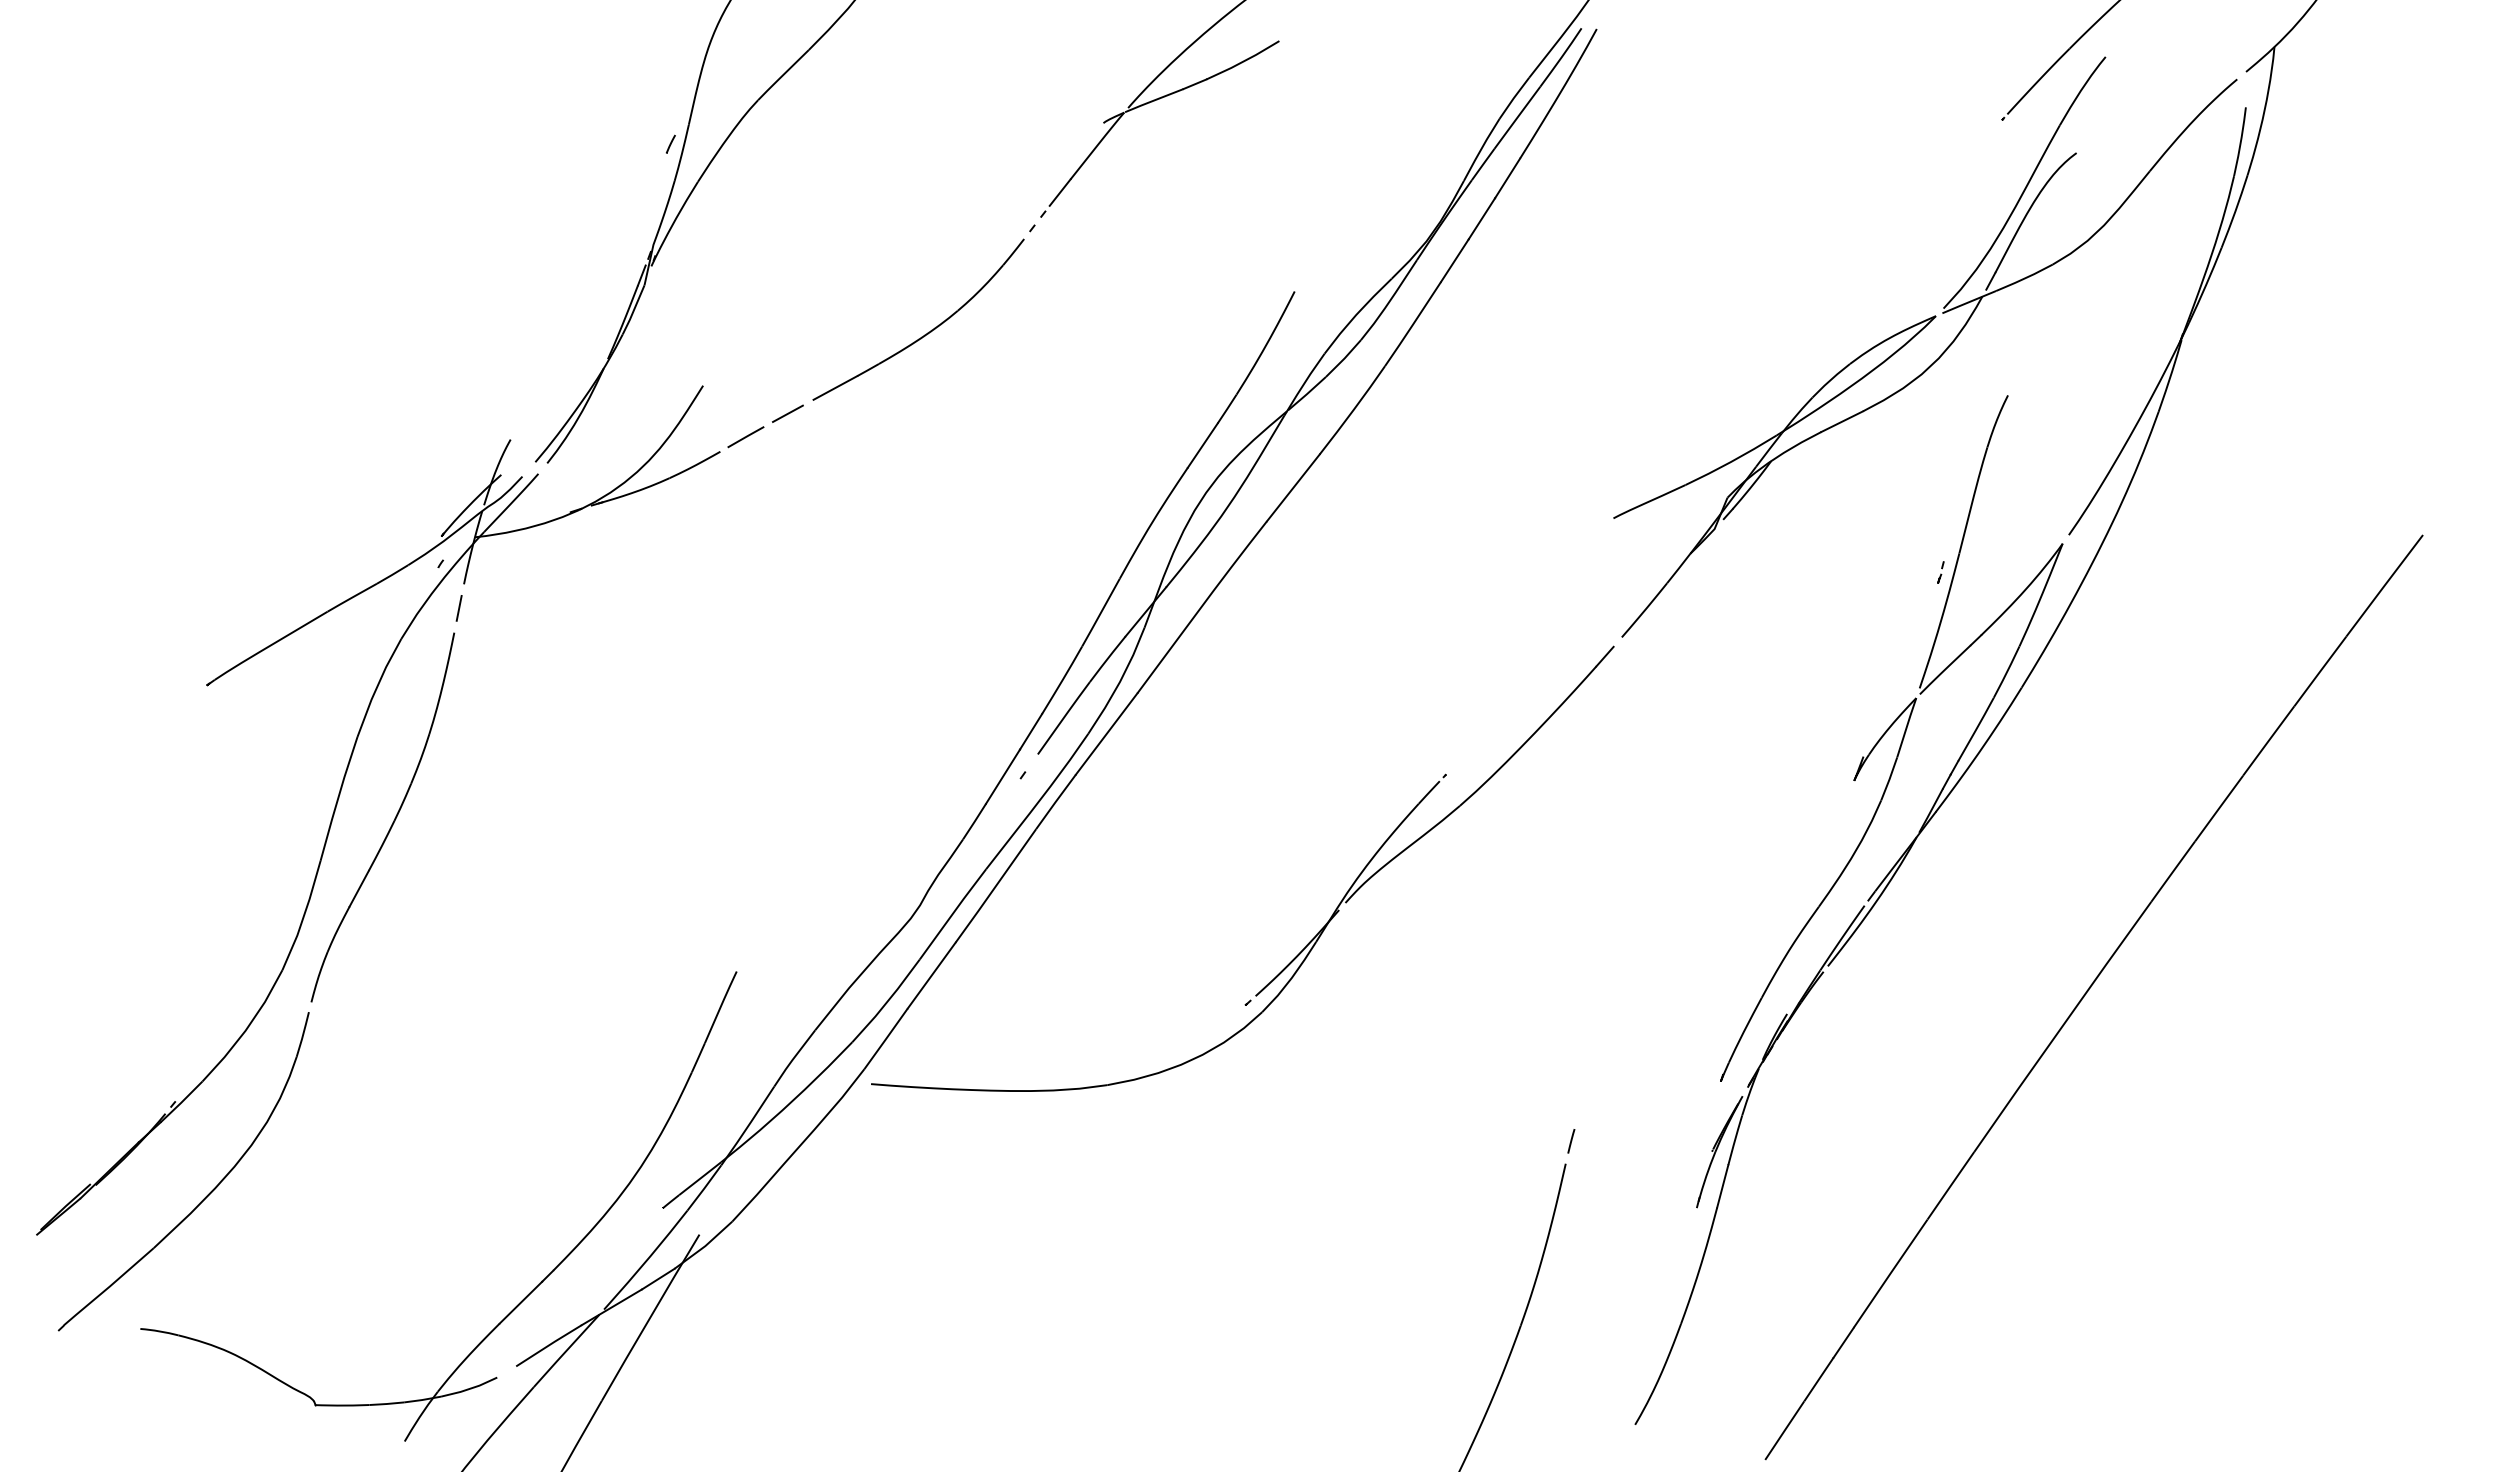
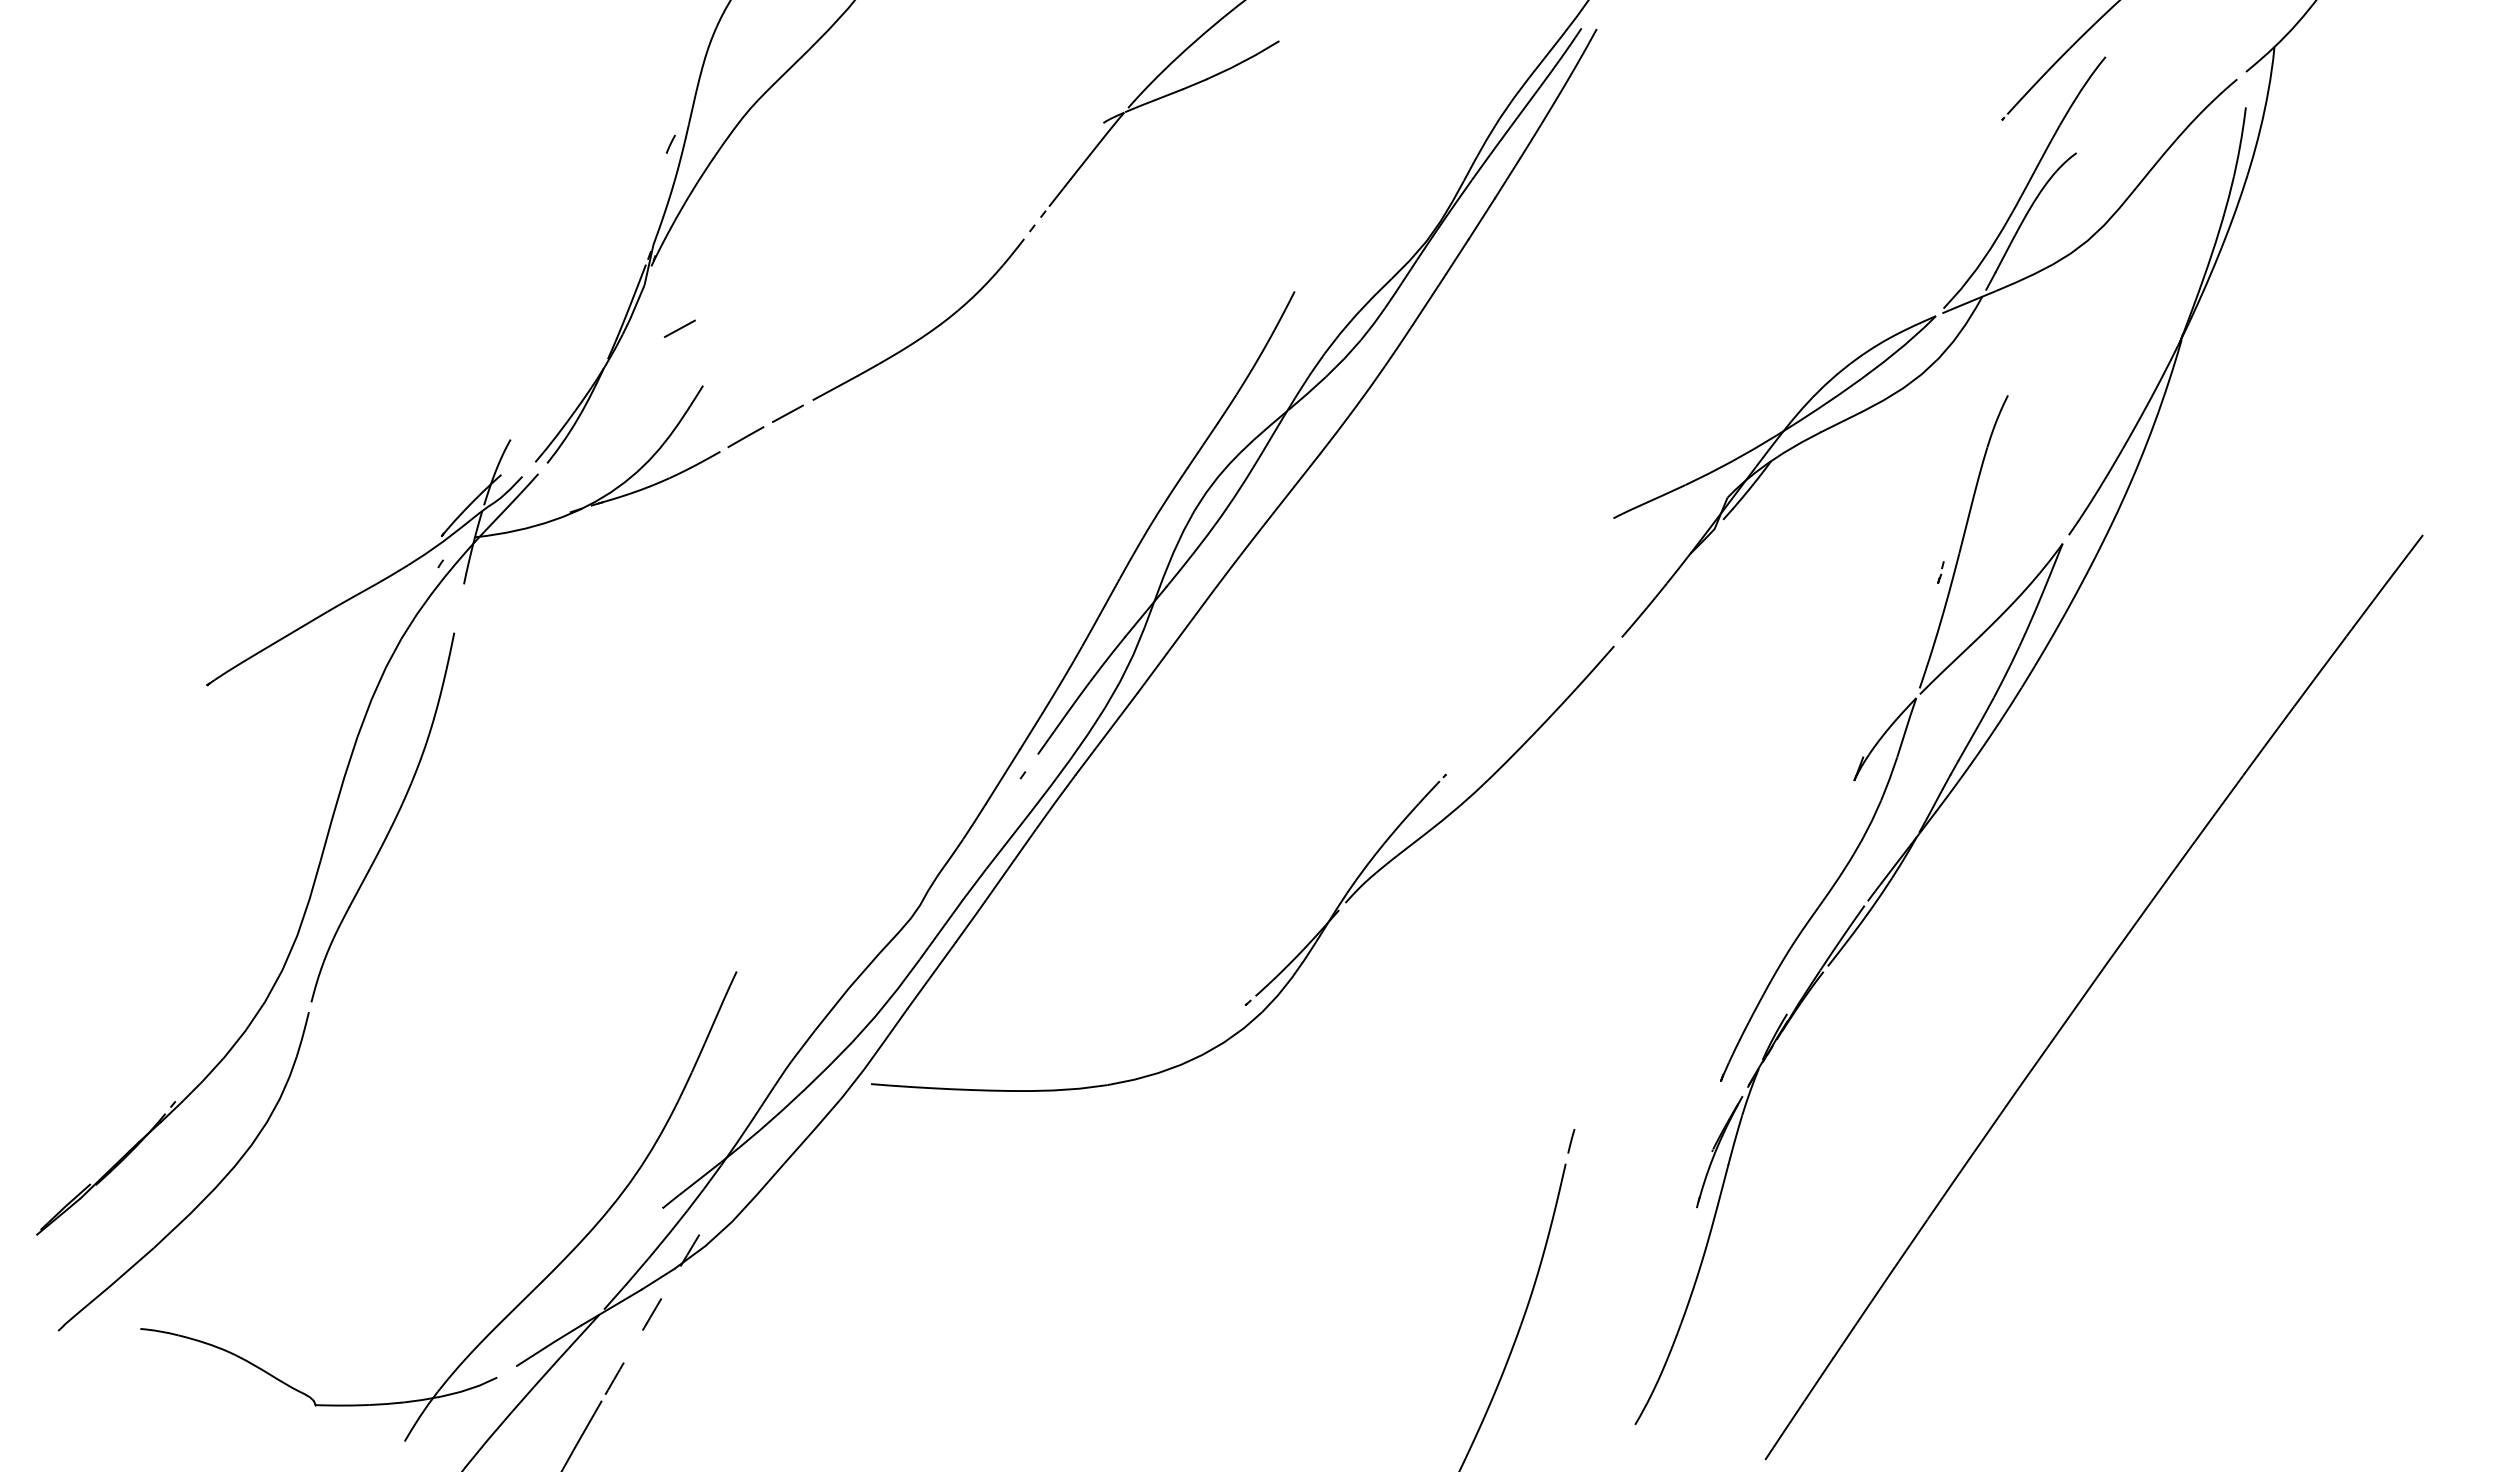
line: none -> present (679, 328)
line: present -> none (458, 607)
arc: solid -> dashed (650, 1317)
